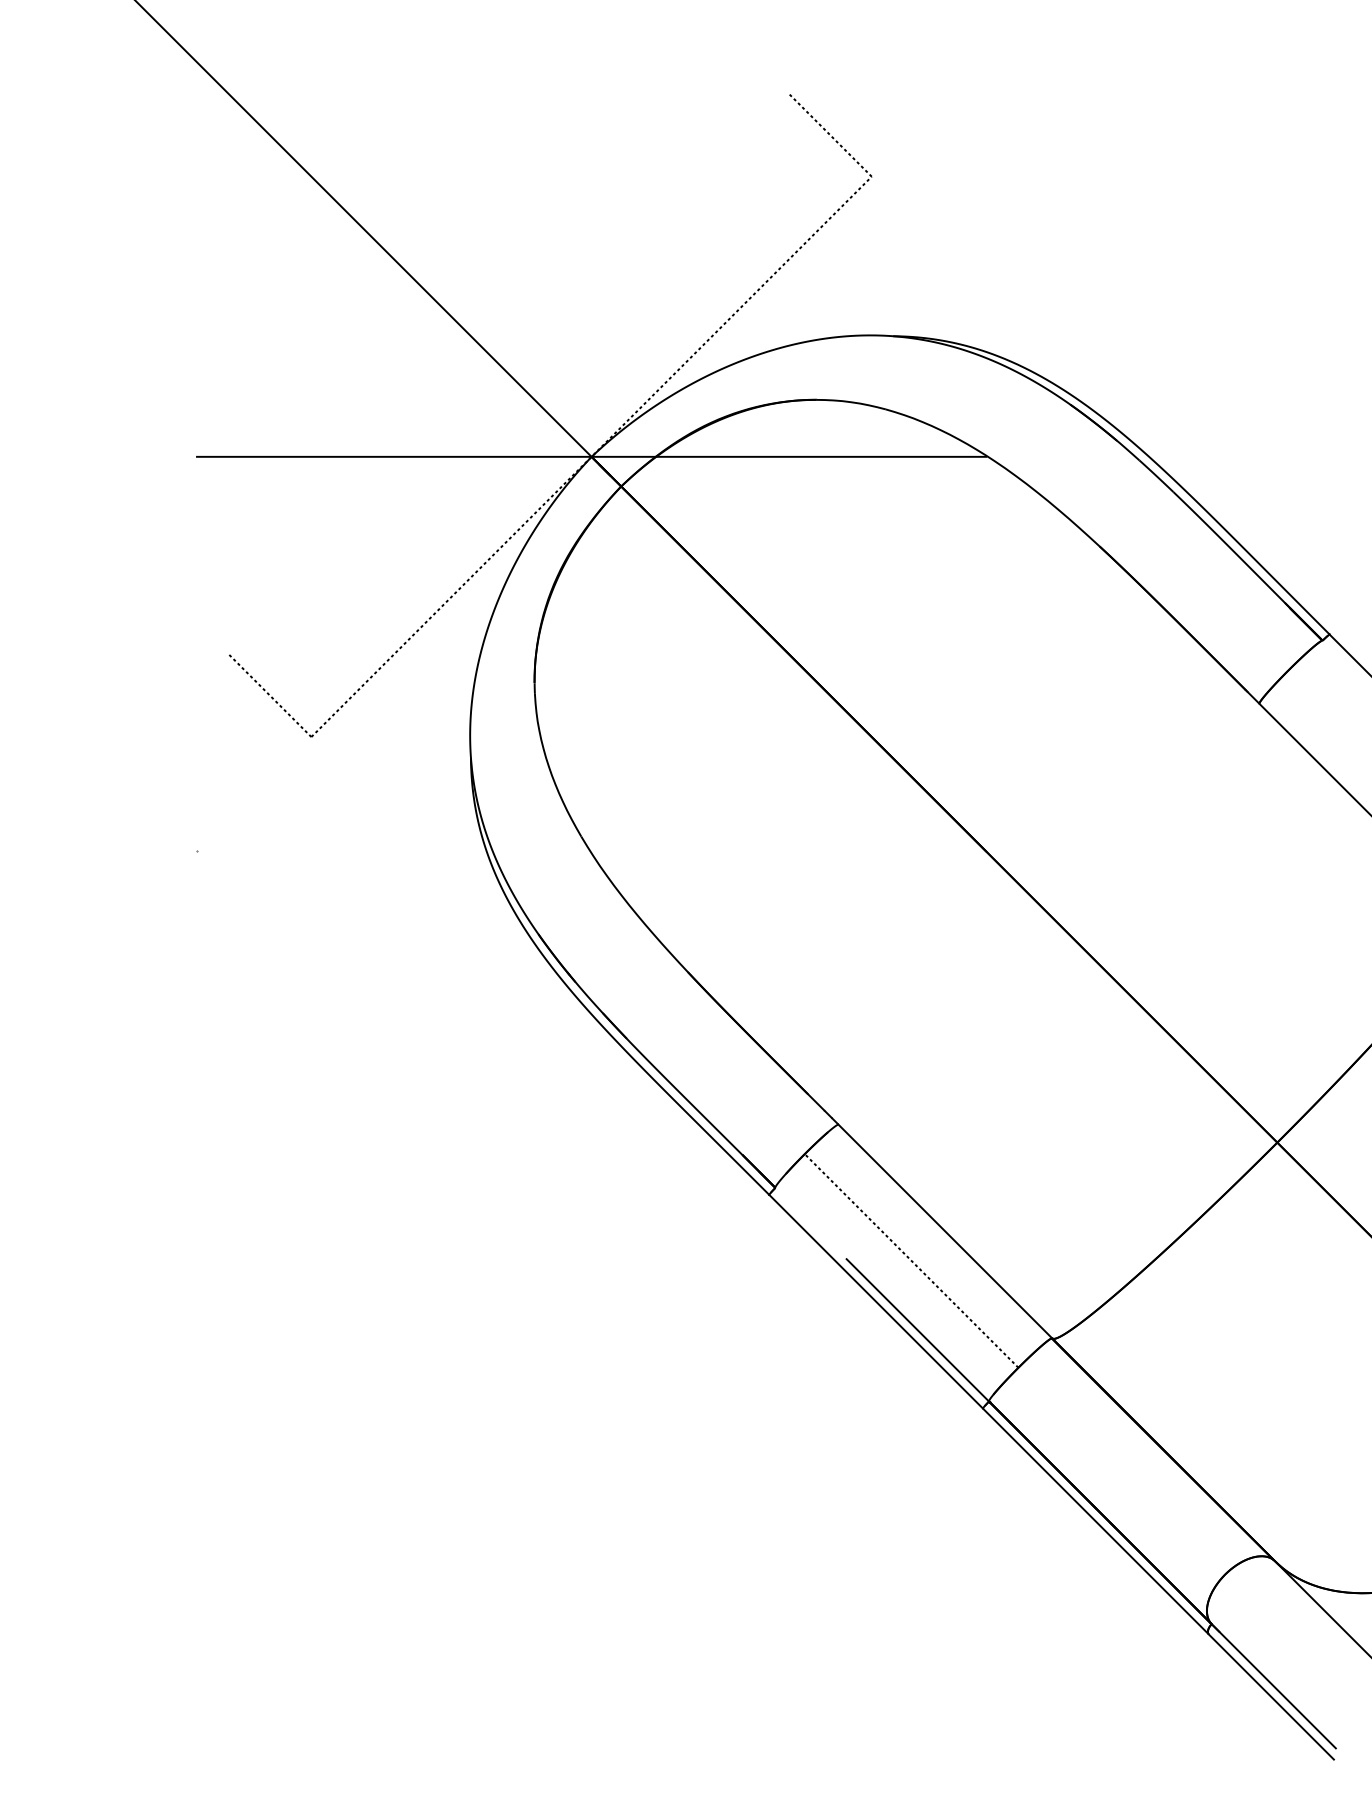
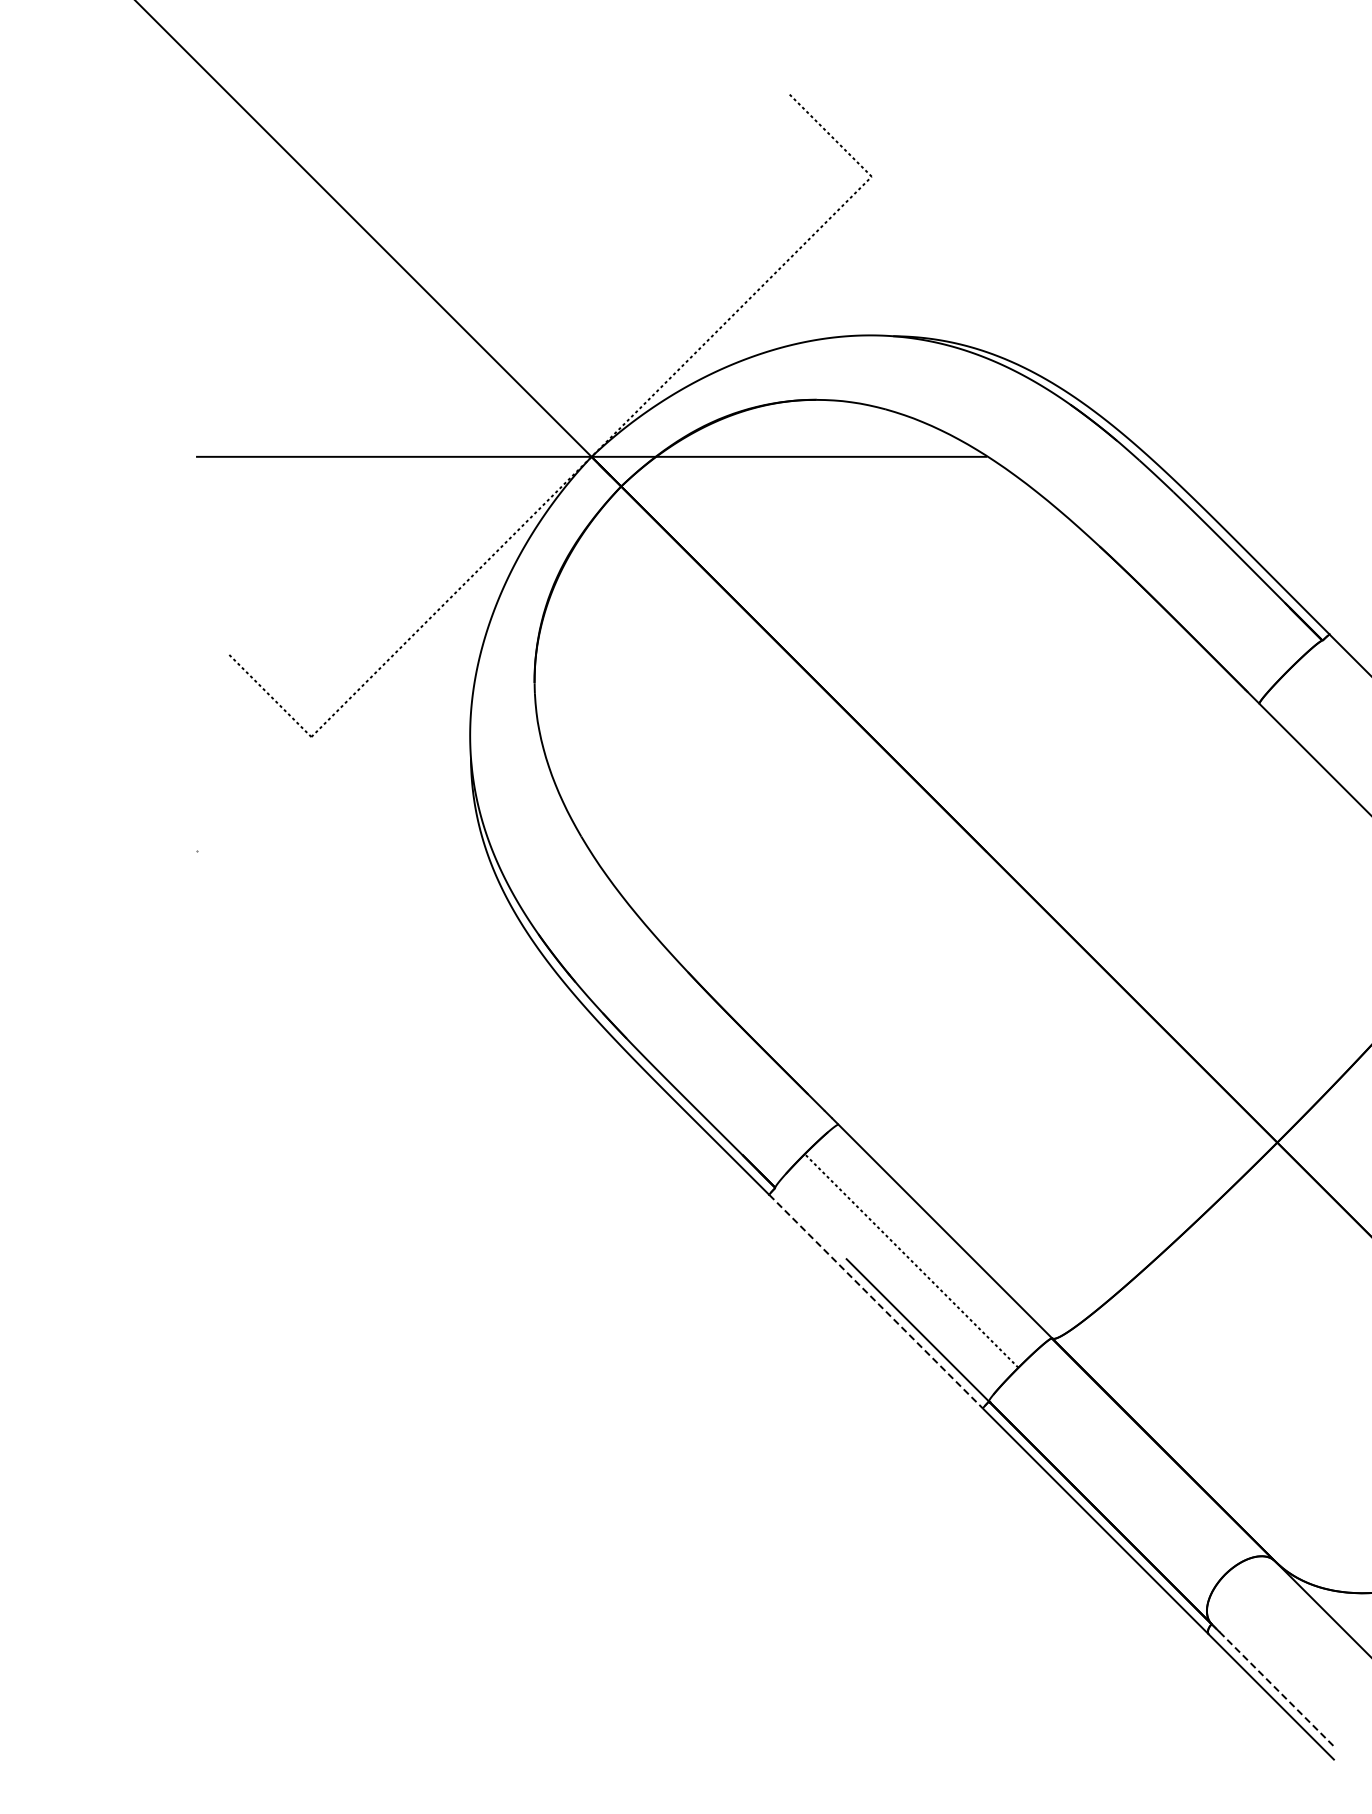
line: solid -> dashed (876, 1302)
line: solid -> dashed (1273, 1686)
